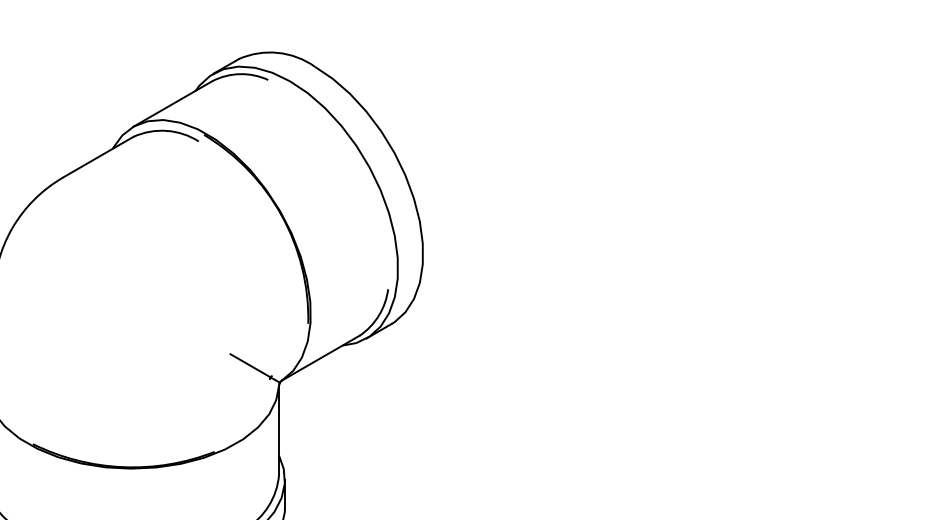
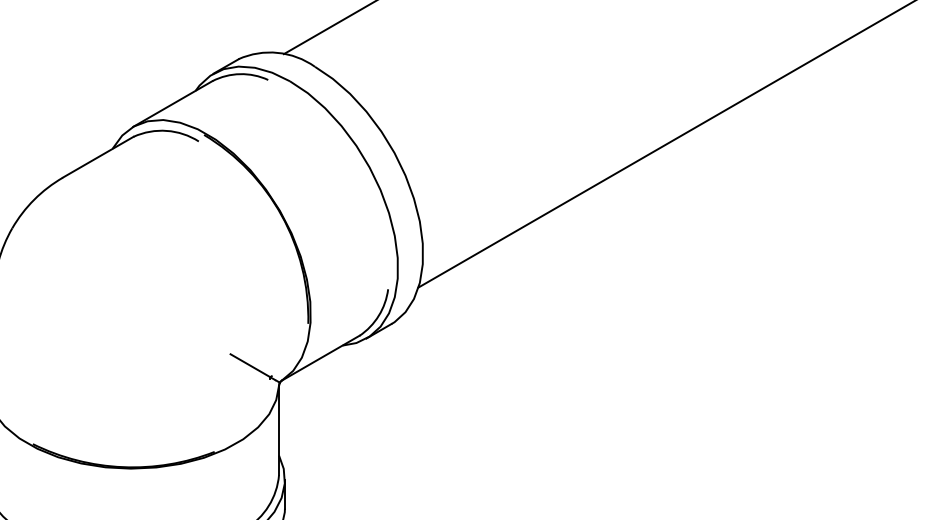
line: none -> present (328, 28)
line: none -> present (665, 144)
